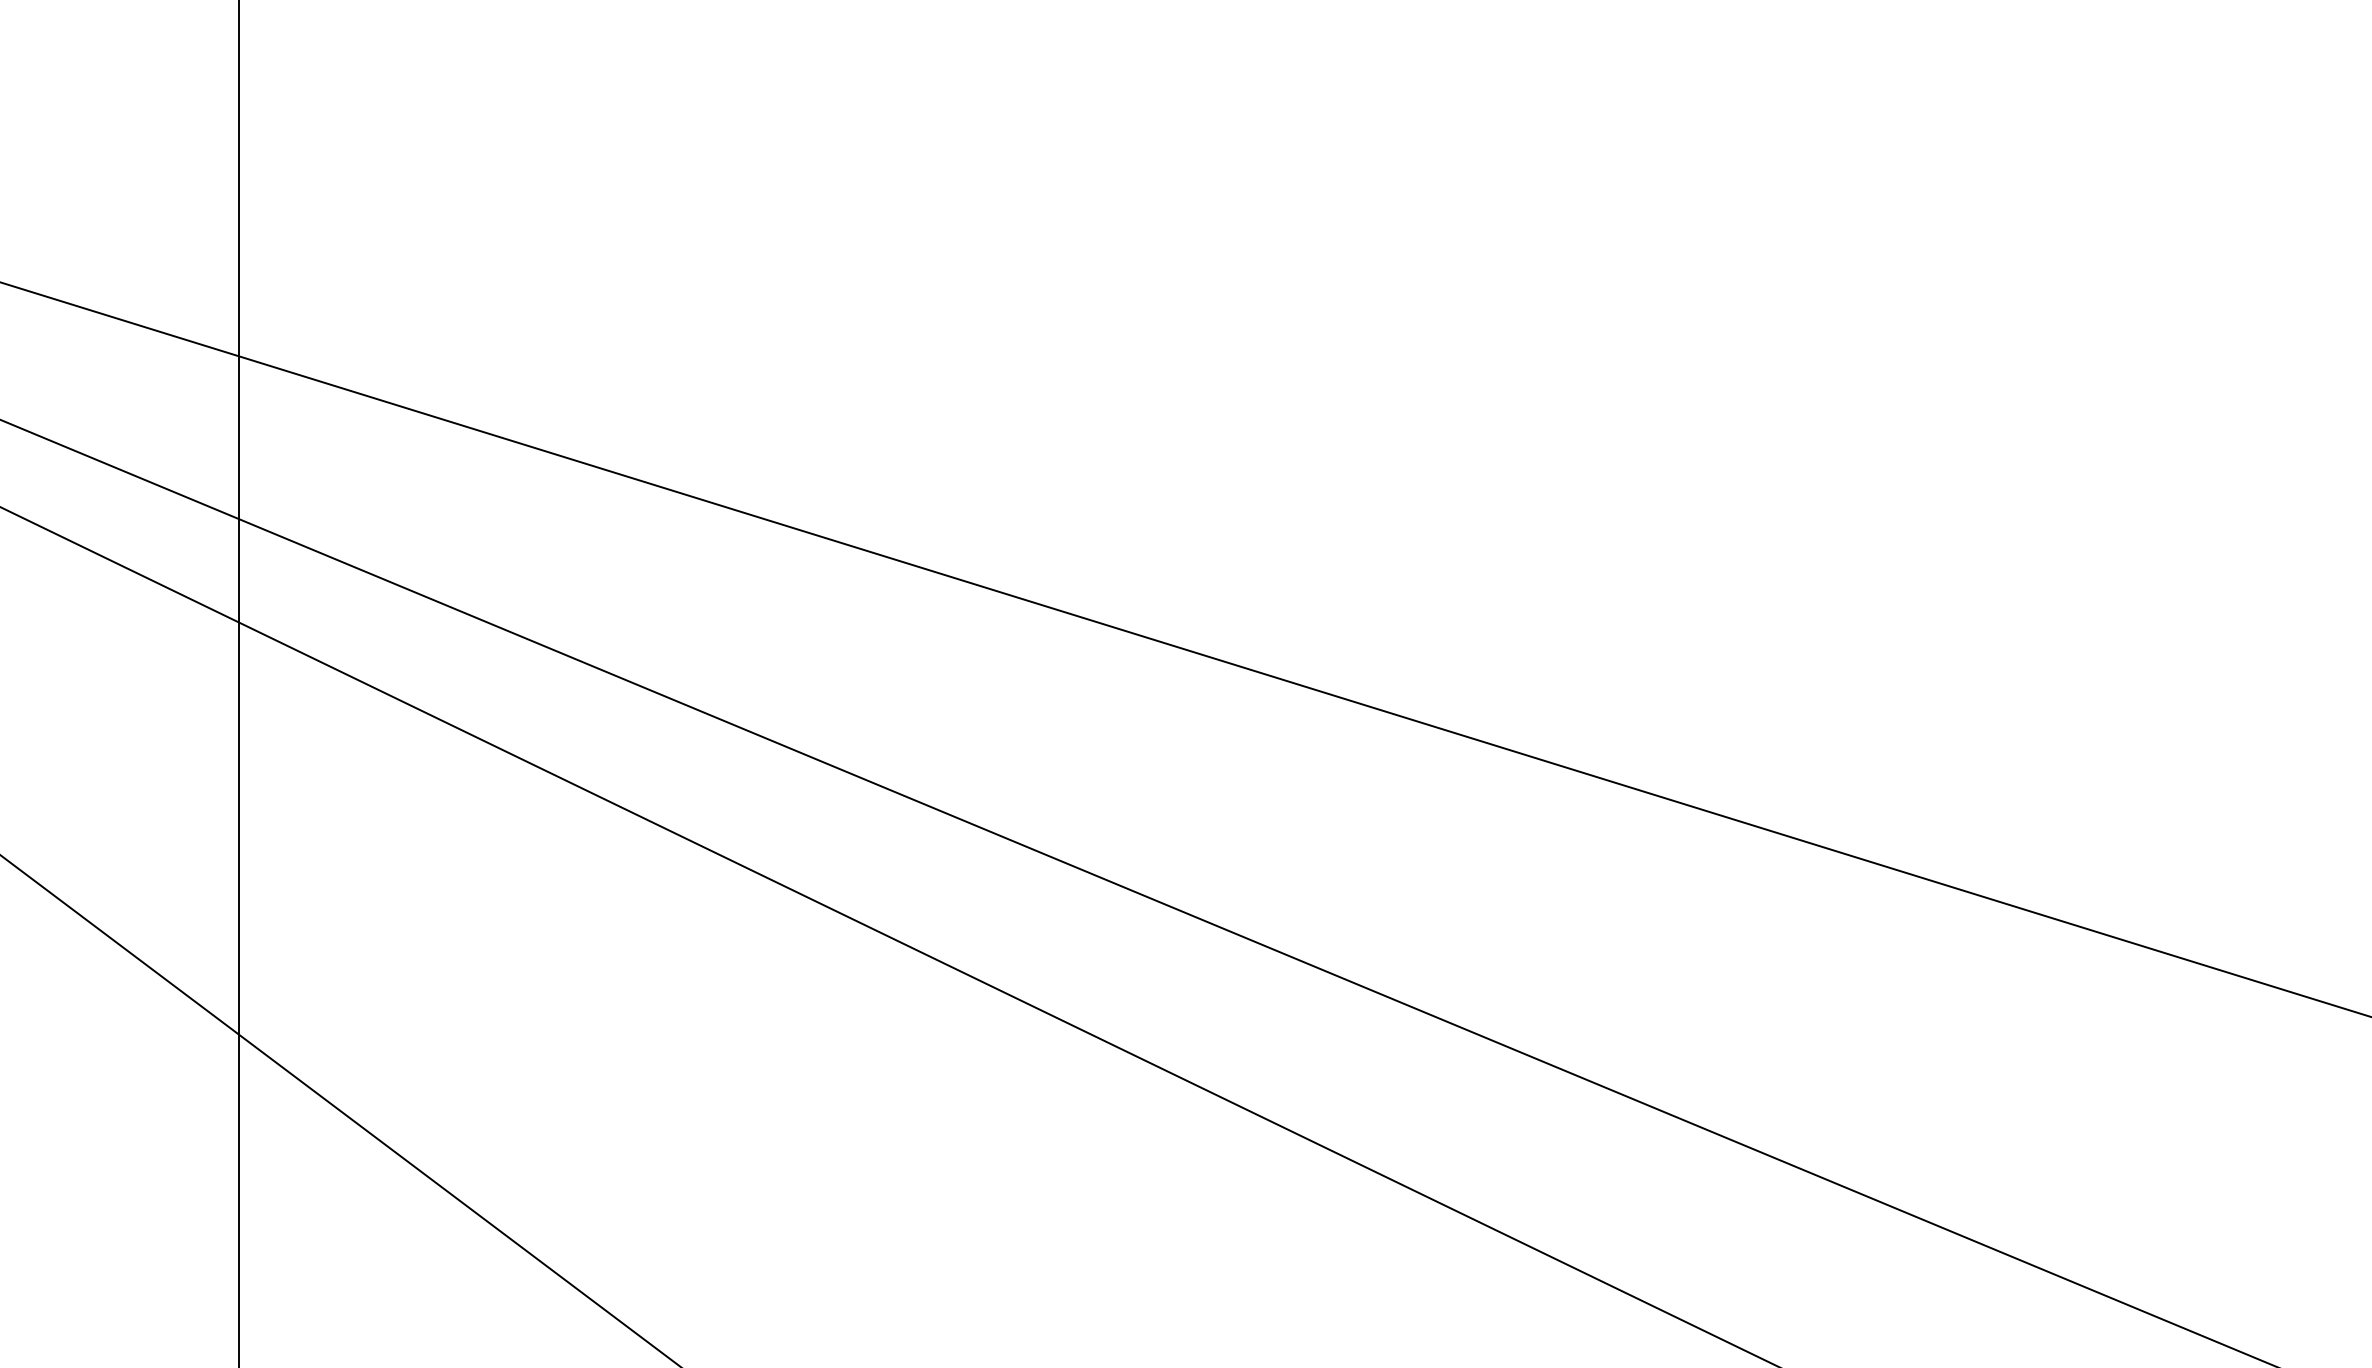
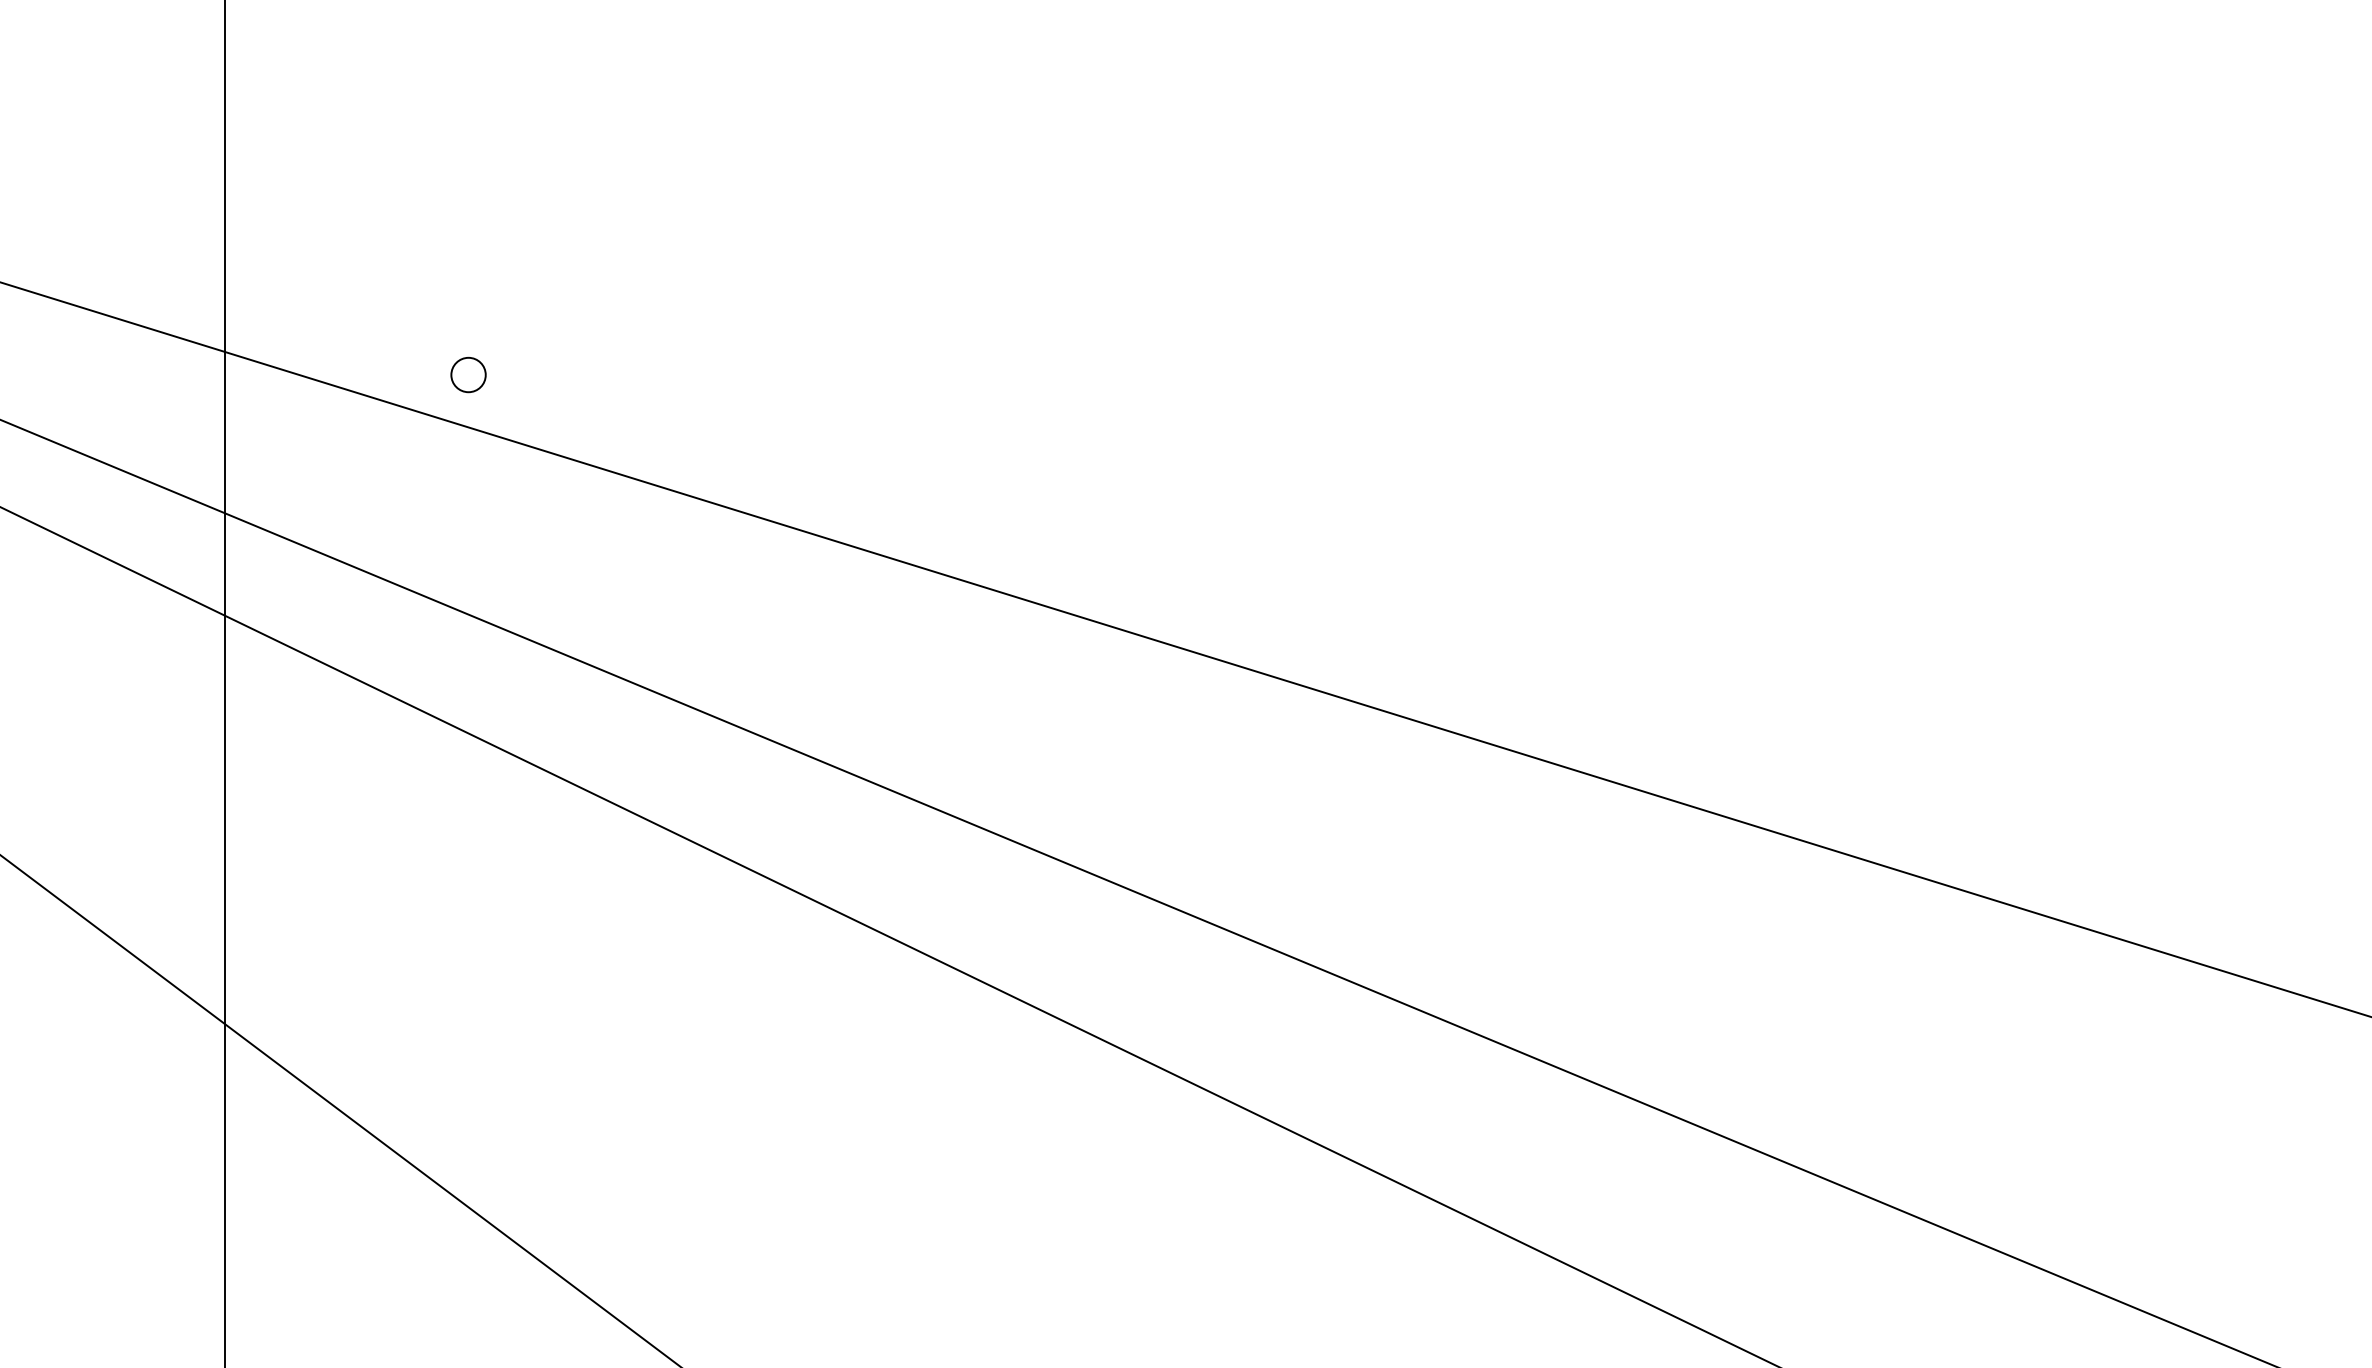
circle: none -> present (468, 374)
line position: (238, 683) -> (224, 683) (224, 683)
